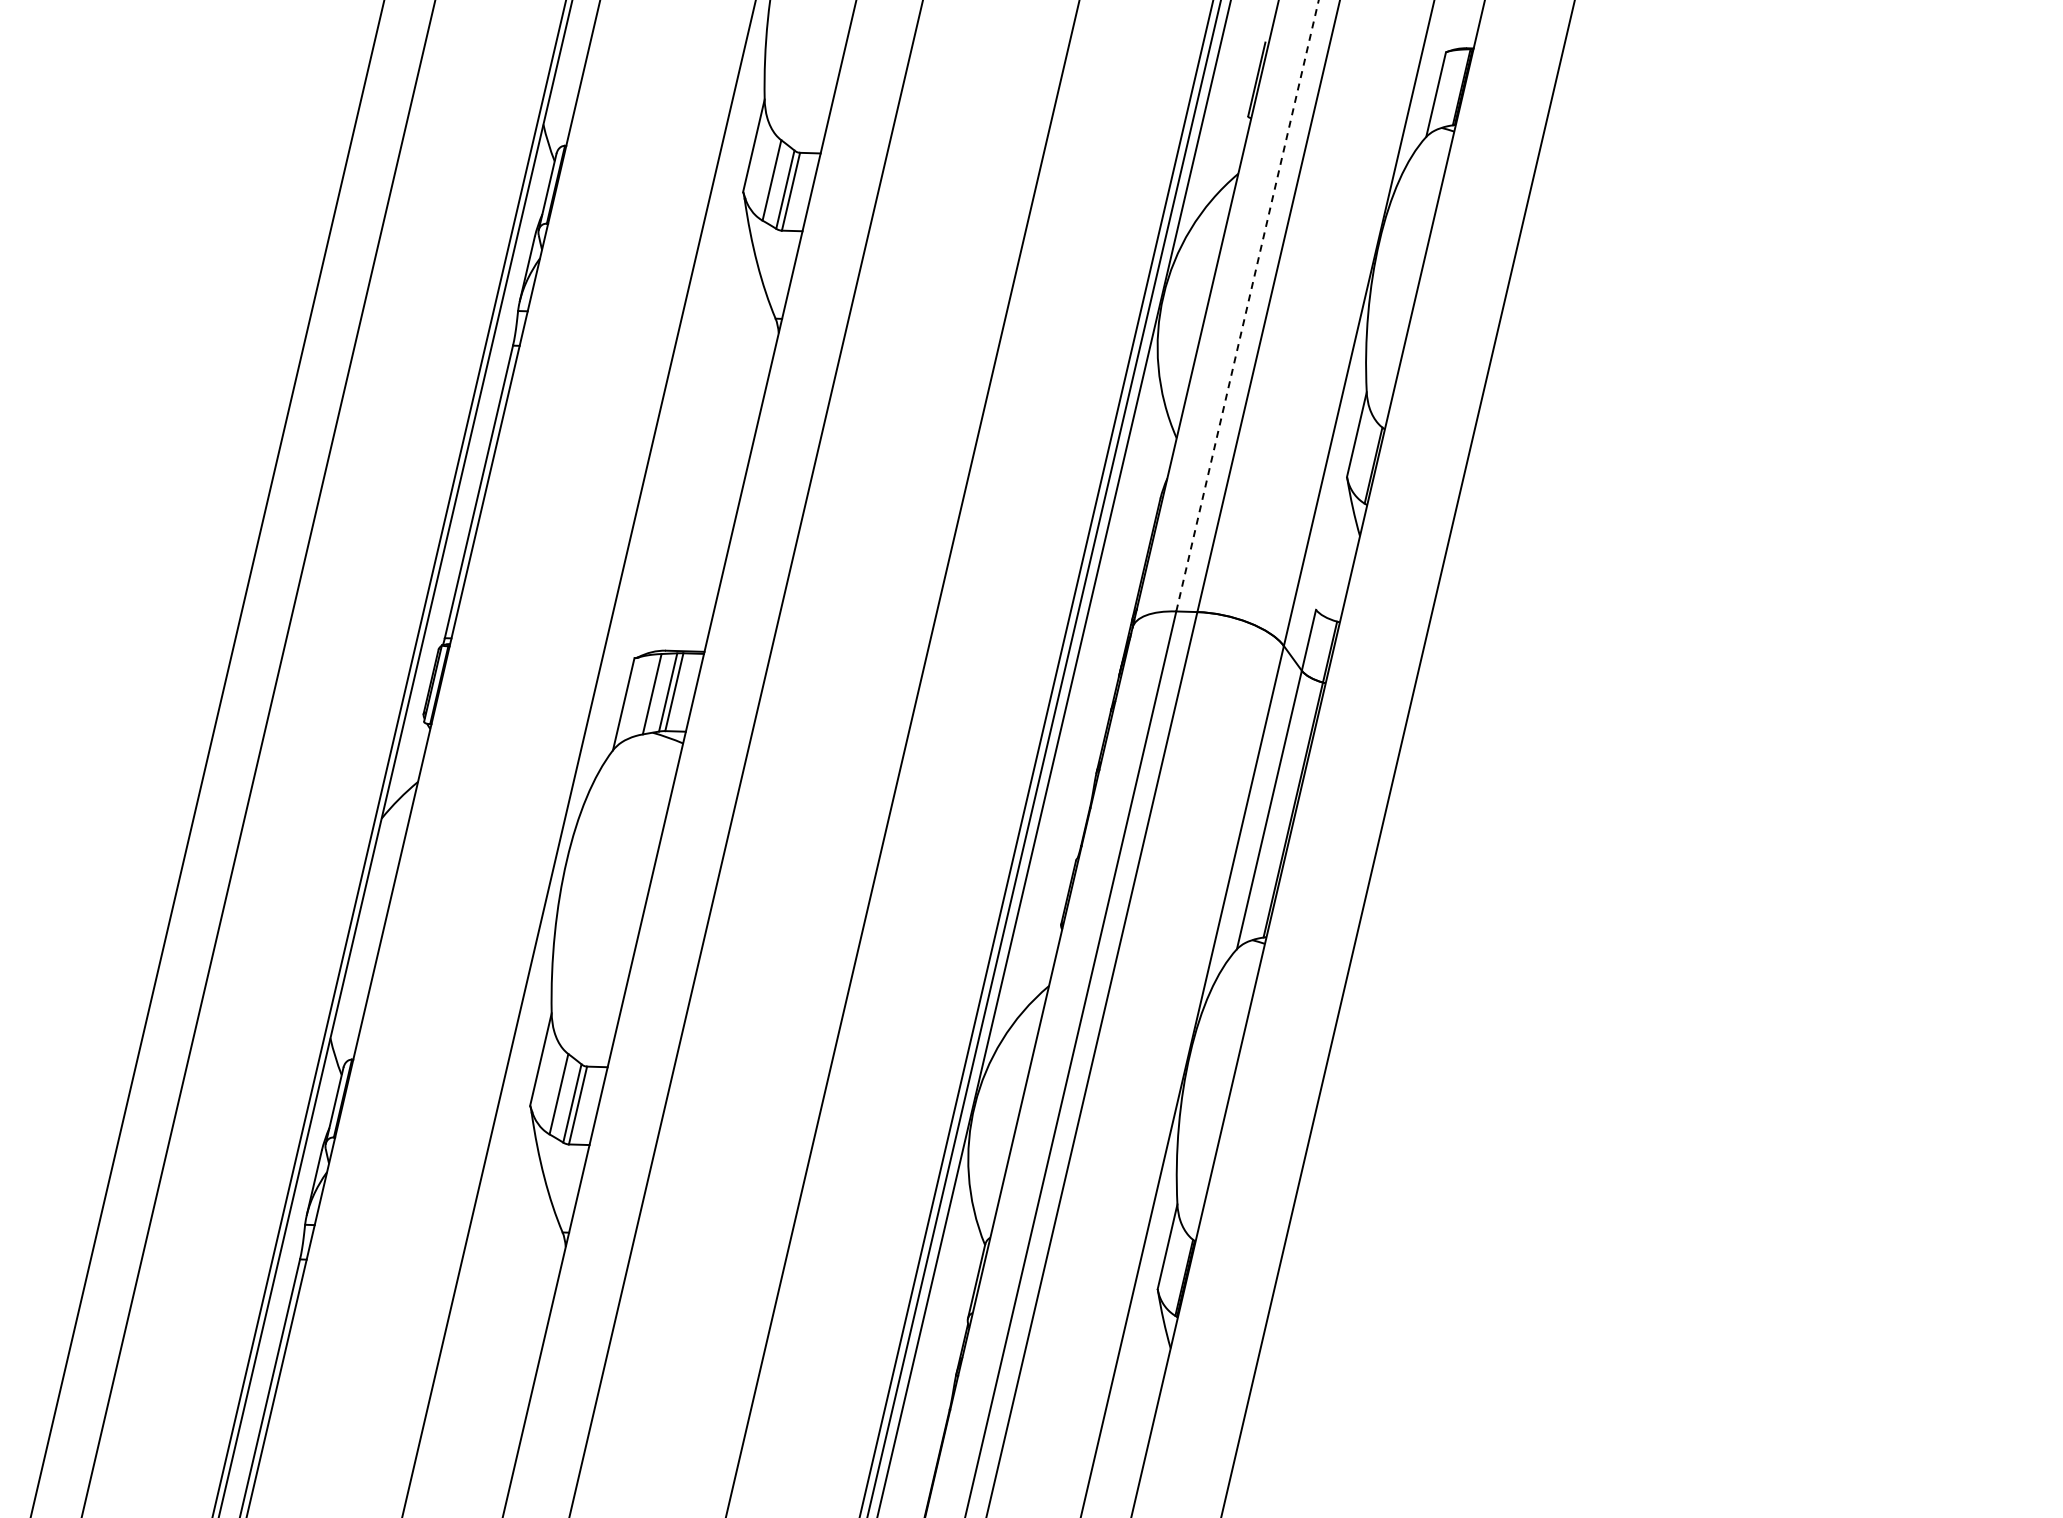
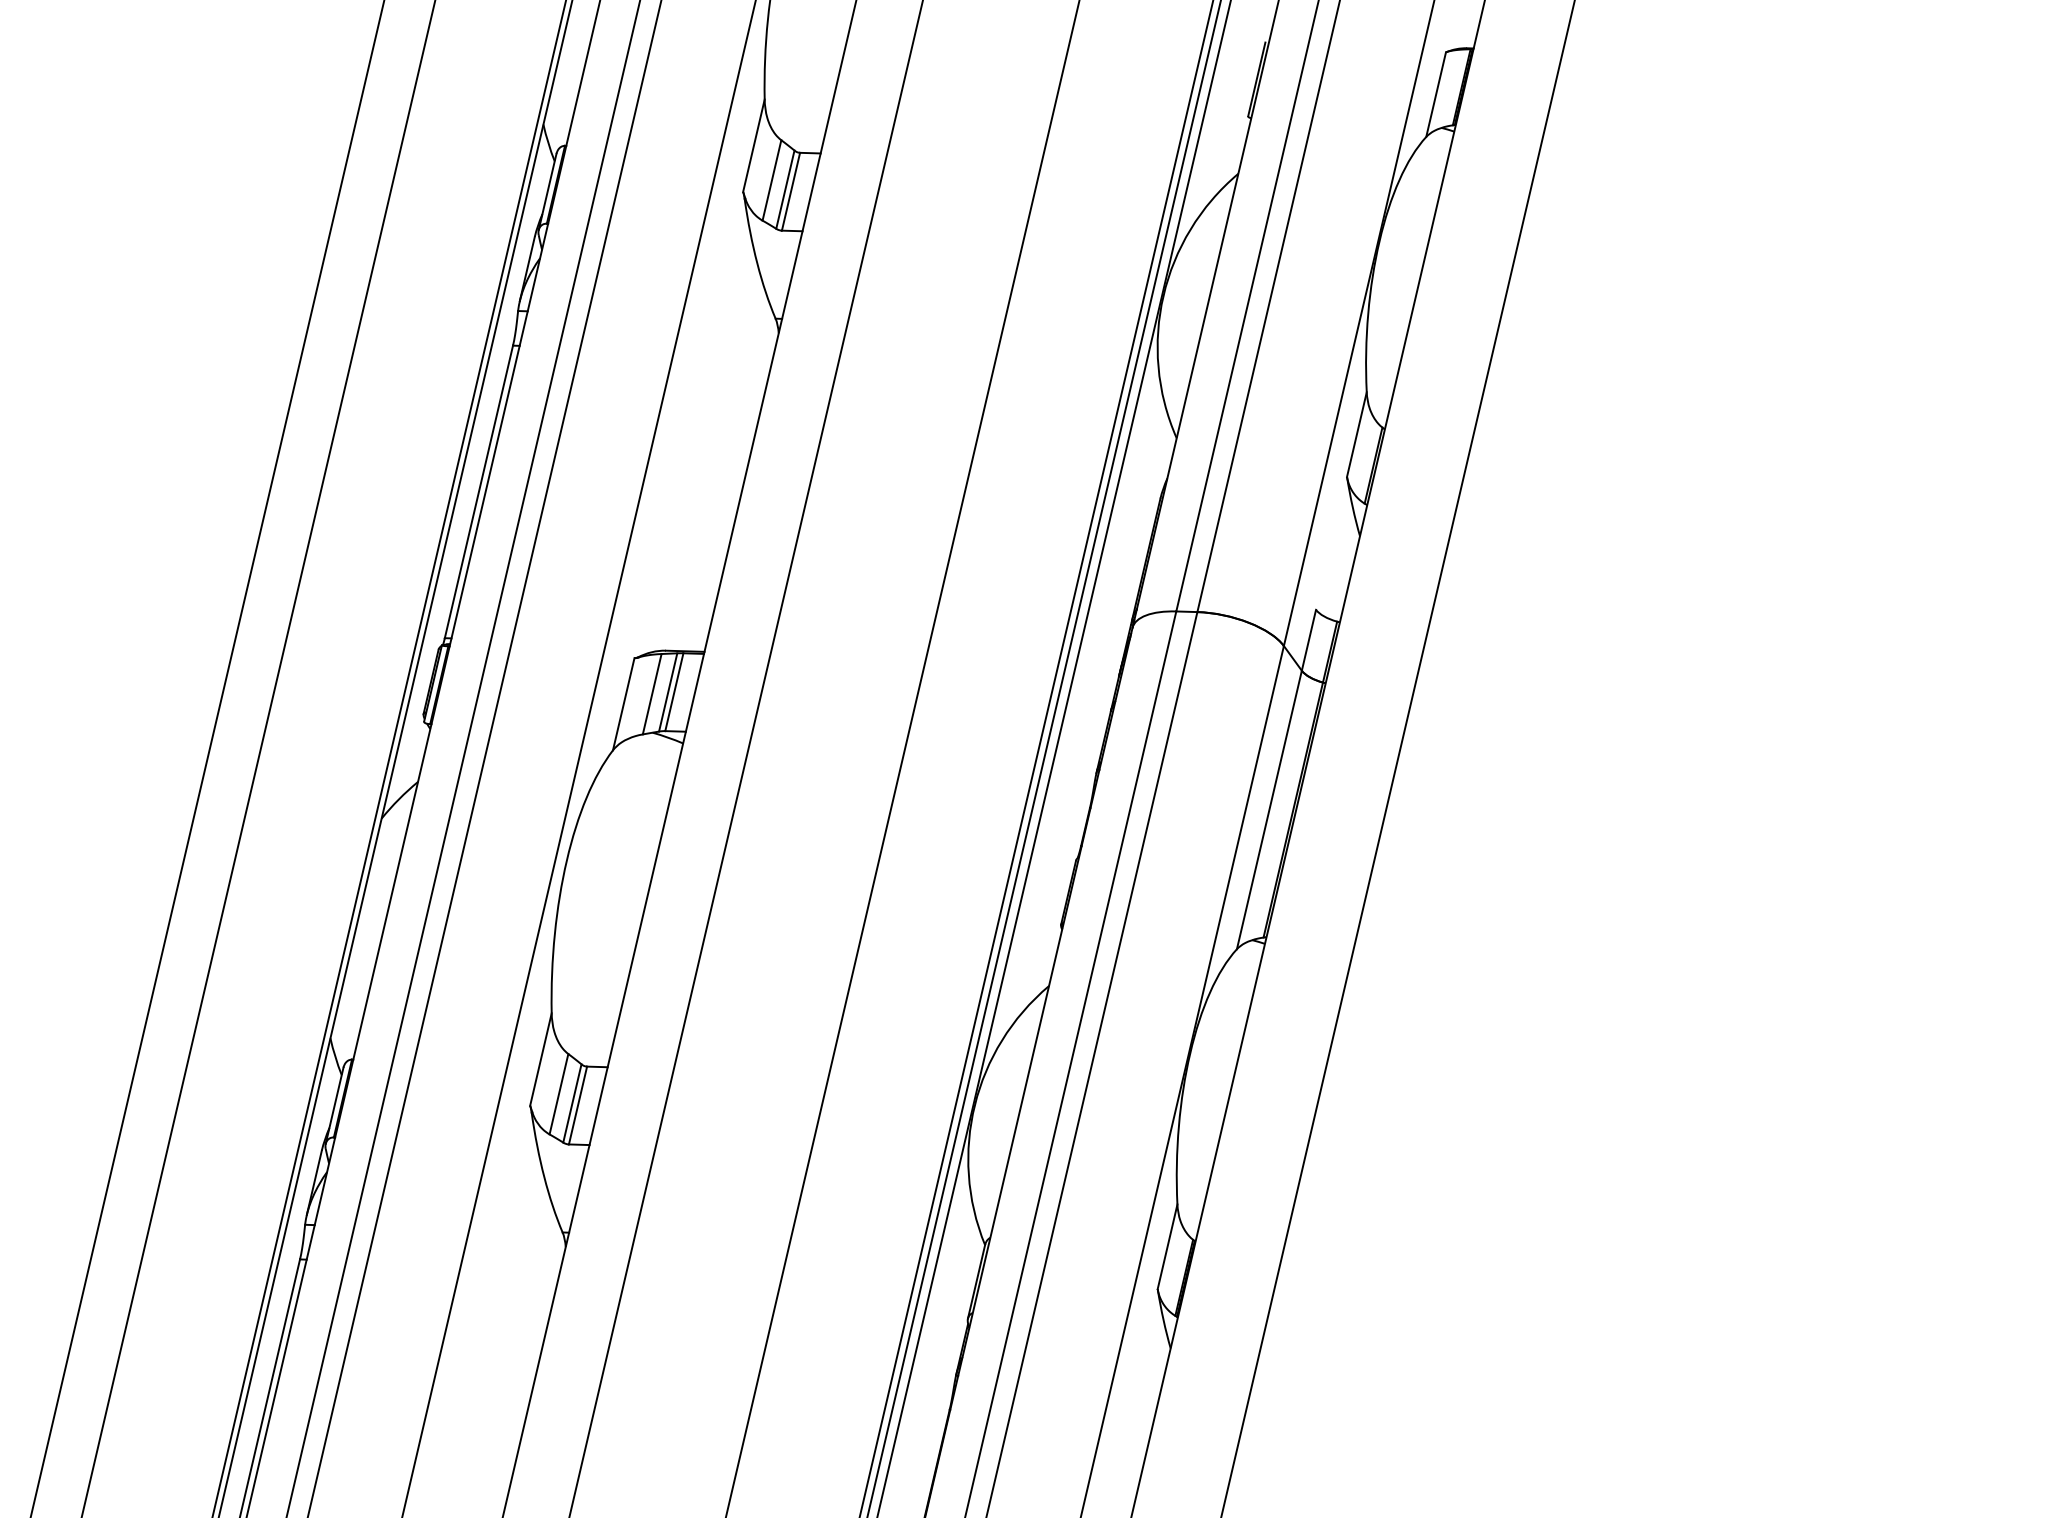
line: dashed -> solid (1247, 305)
line: none -> present (463, 758)
line: none -> present (484, 758)
